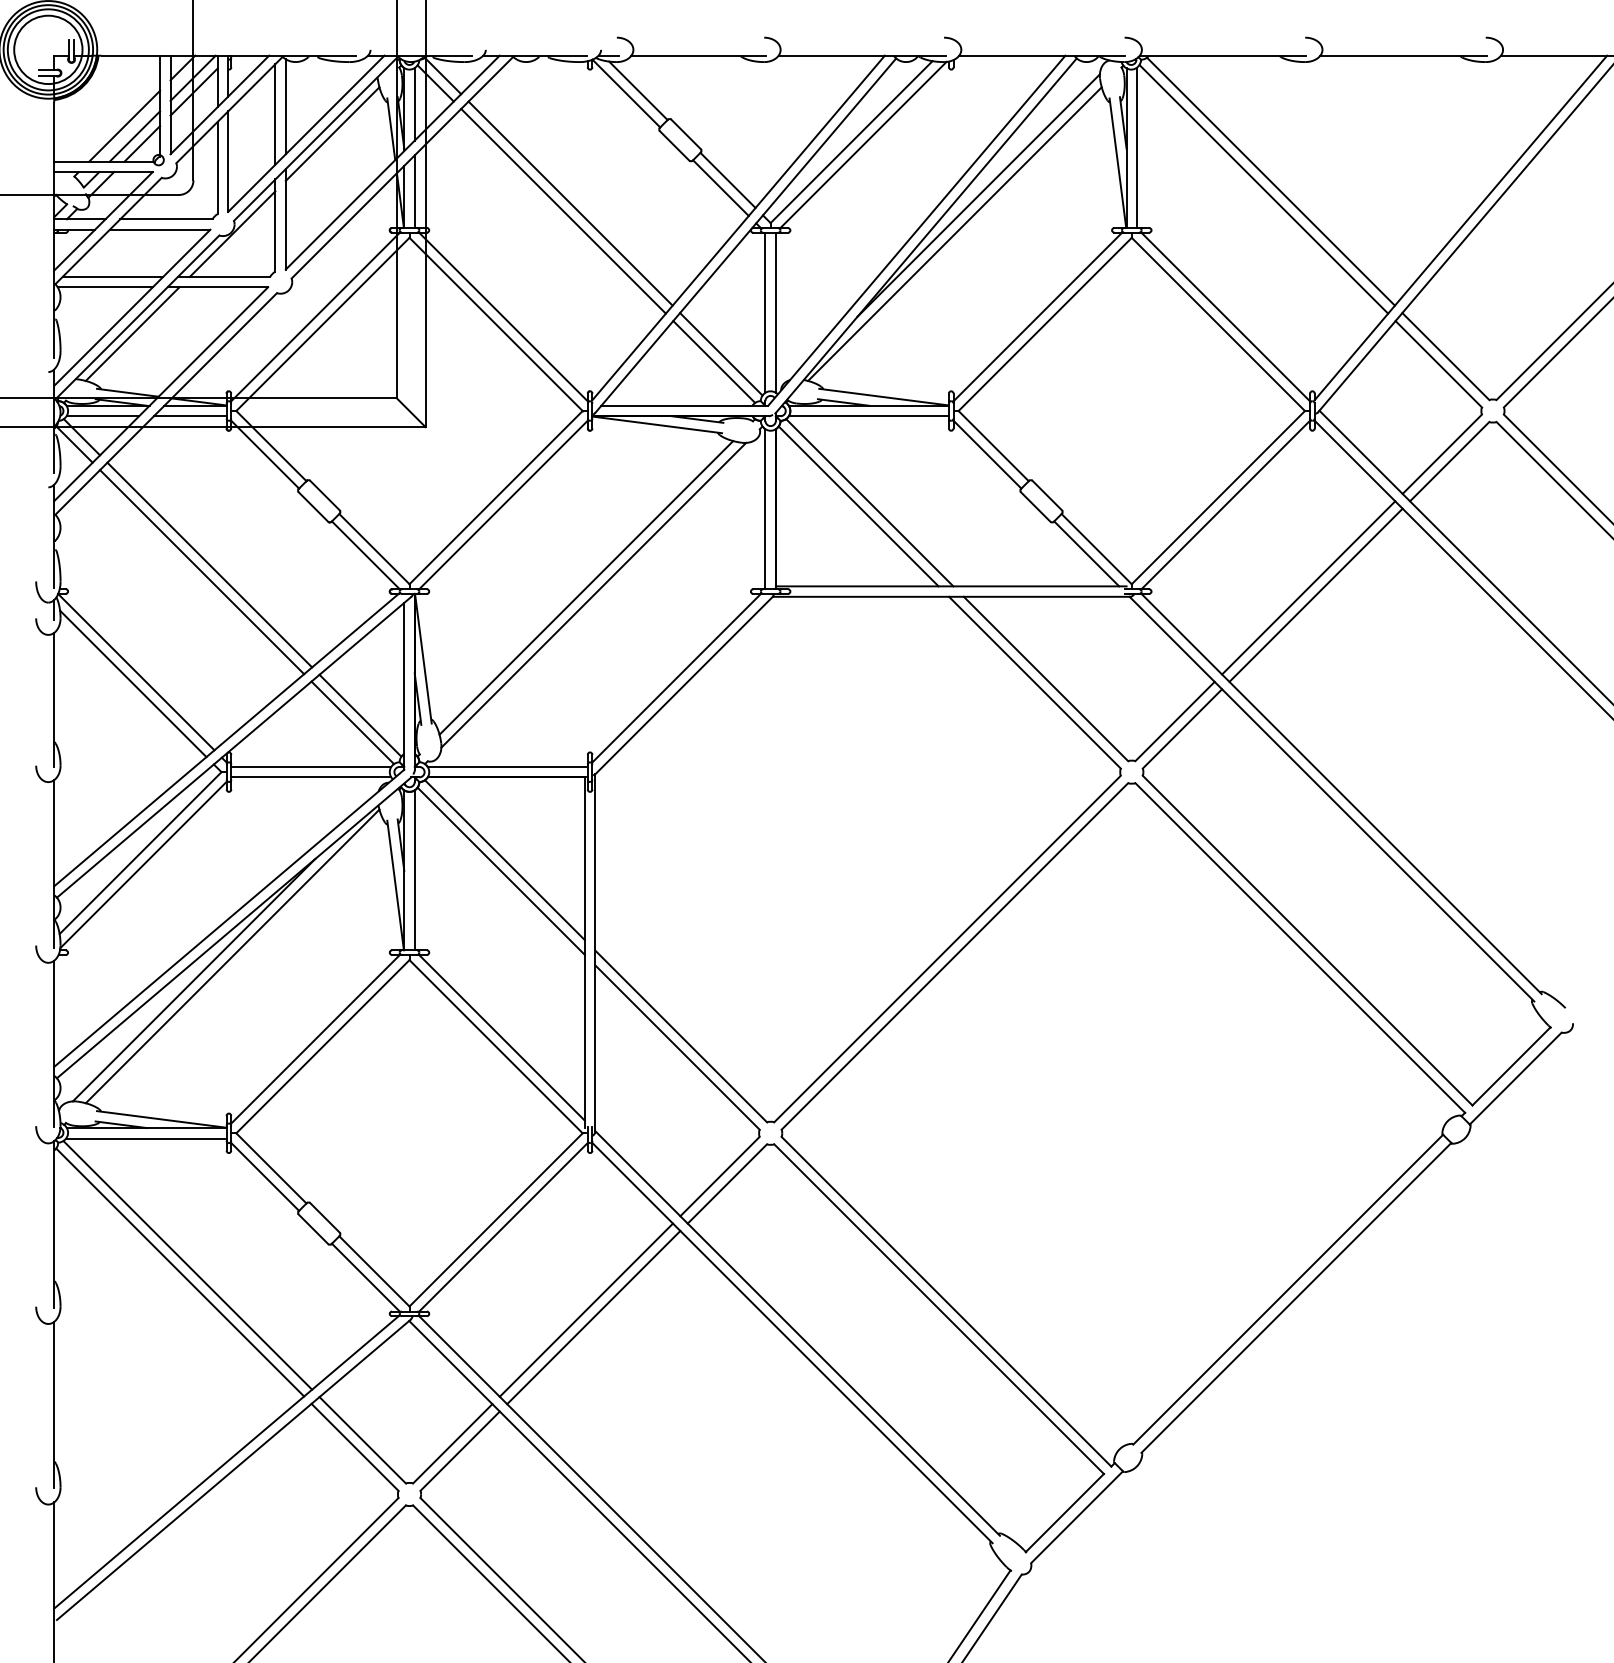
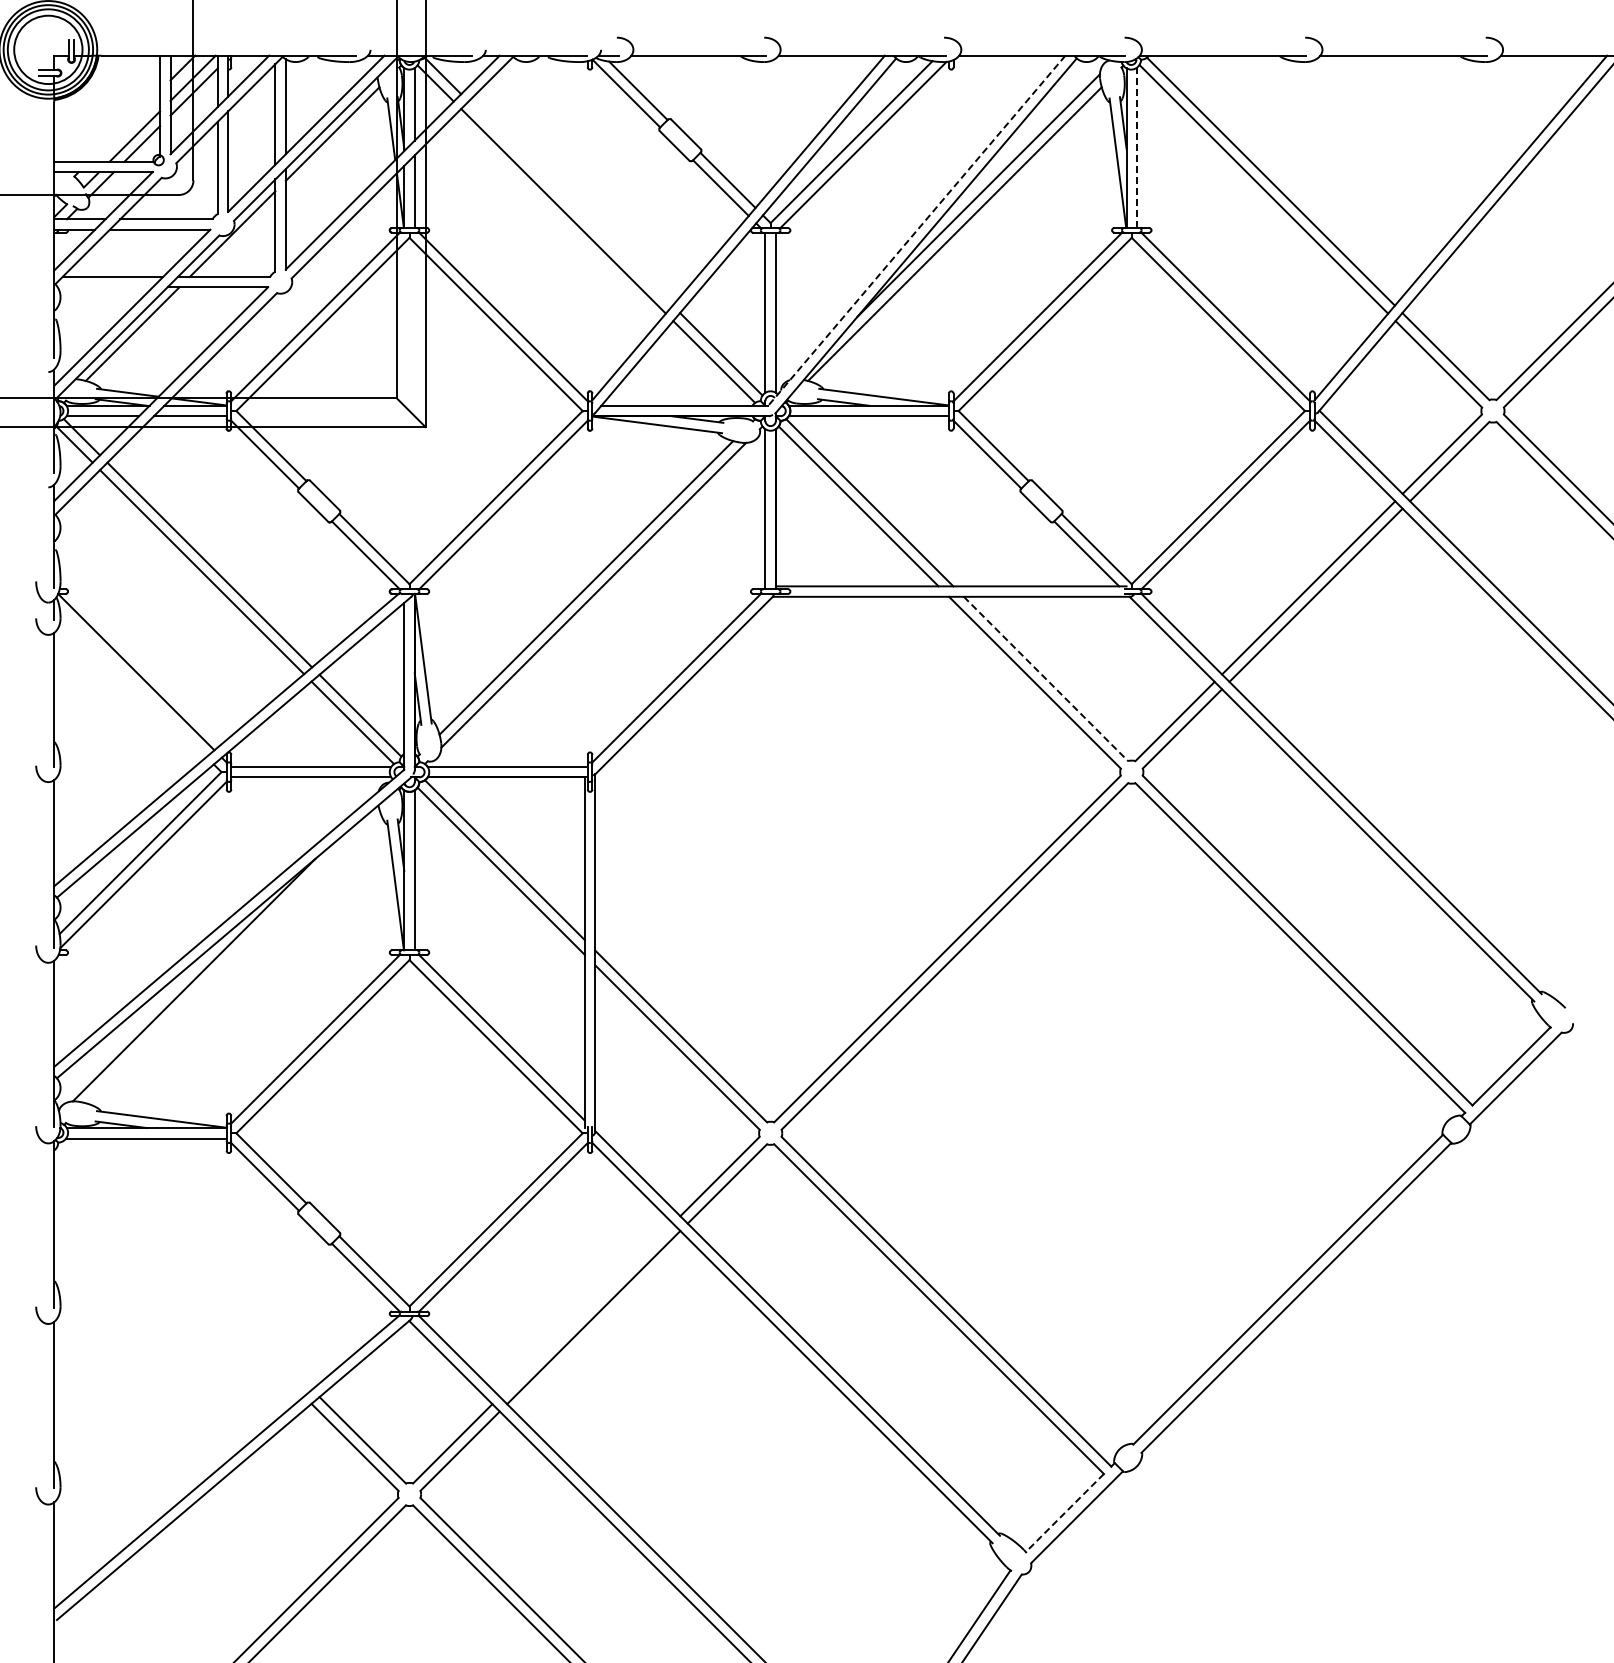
line: present -> none (124, 125)
line: solid -> dashed (1137, 147)
line: present -> none (570, 203)
line: solid -> dashed (916, 230)
line: present -> none (104, 287)
line: solid -> dashed (1046, 679)
line: present -> none (133, 683)
line: present -> none (232, 956)
line: present -> none (187, 1265)
line: present -> none (180, 1272)
line: present -> none (585, 1309)
line: solid -> dashed (1064, 1513)
